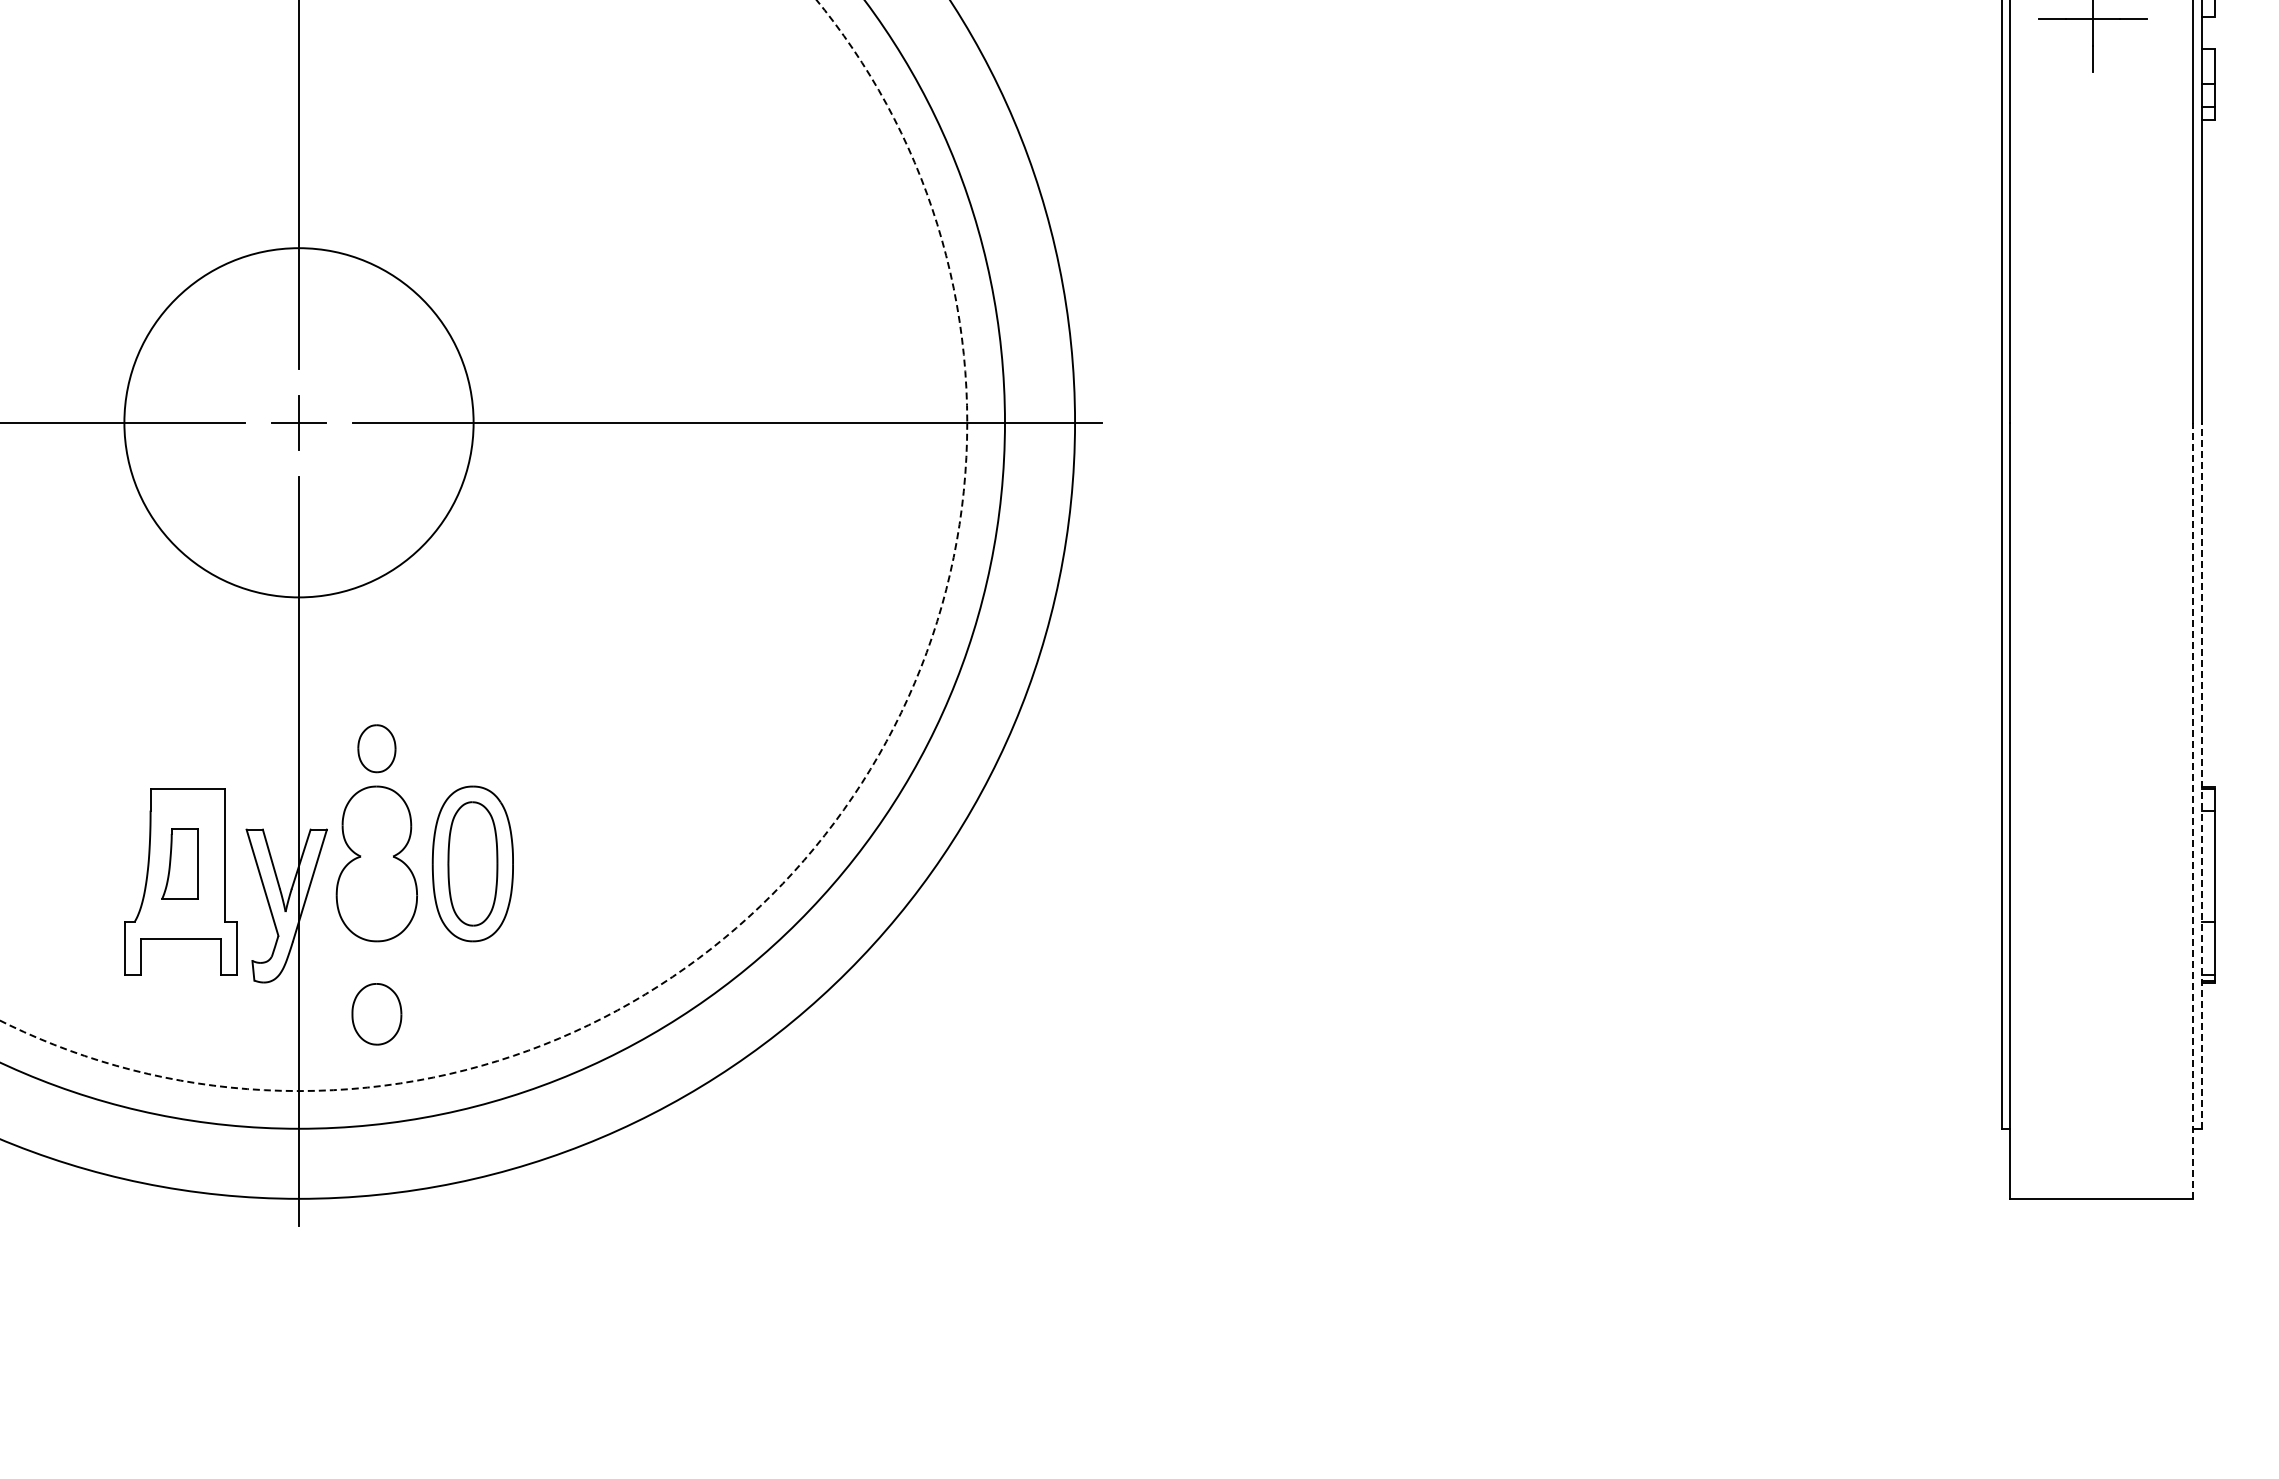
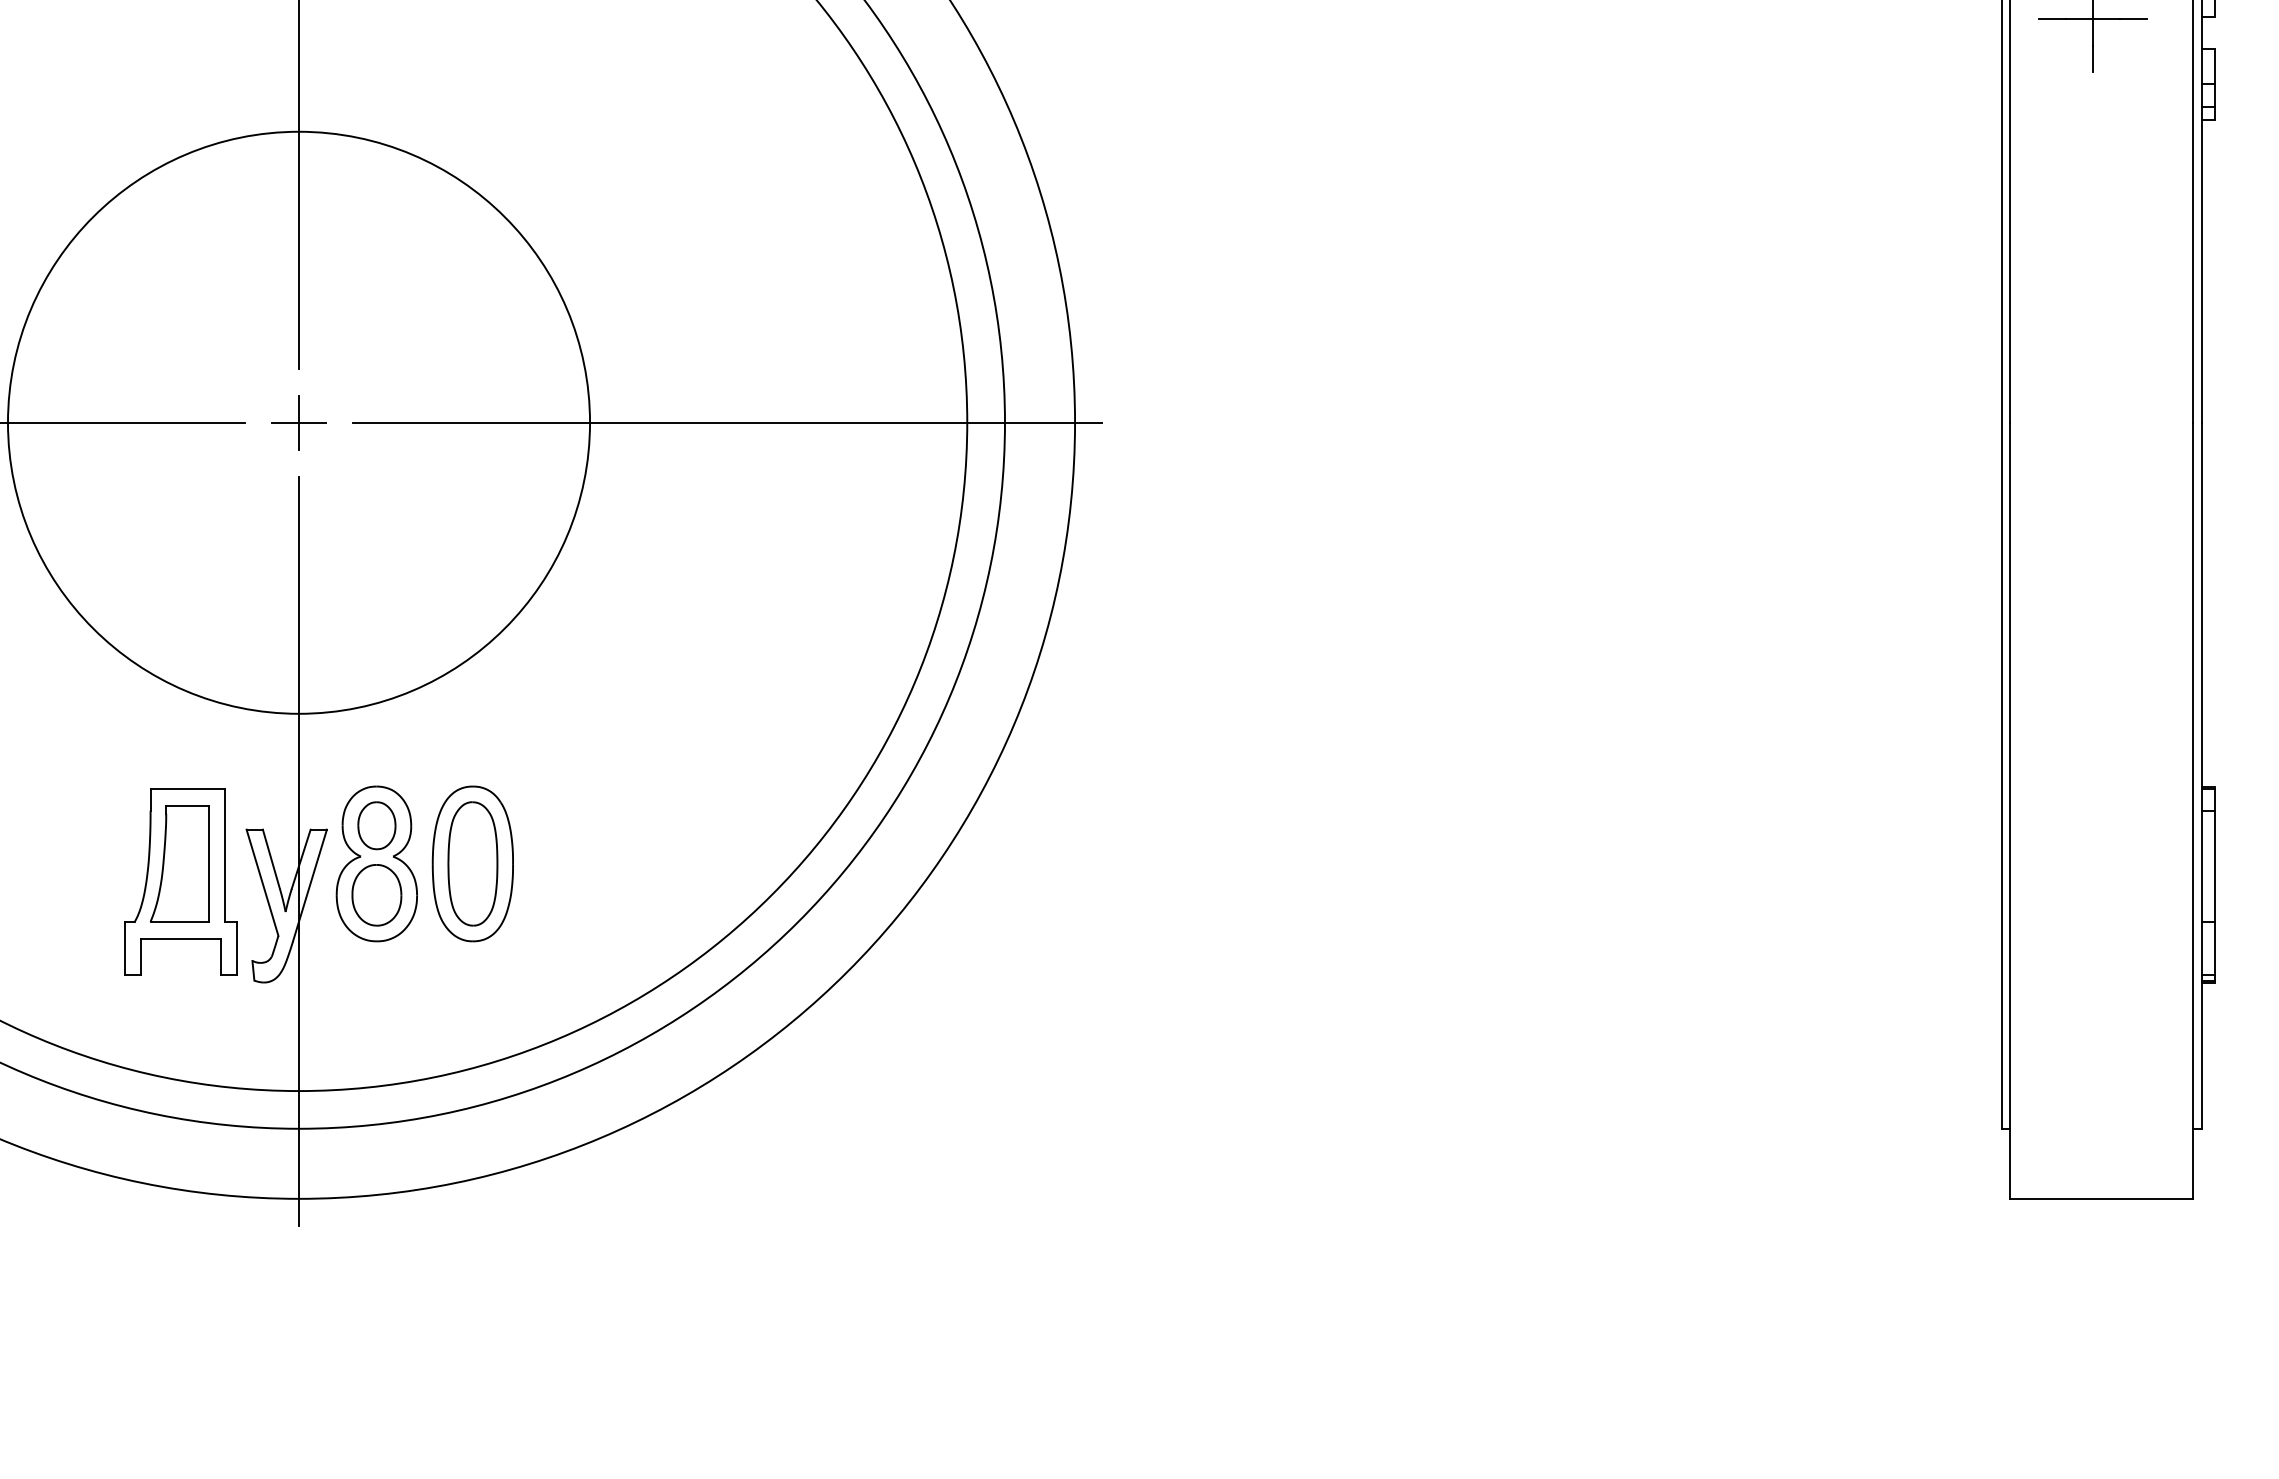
circle diameter: 349 px -> 582 px (299, 422)
circle: dashed -> solid (483, 545)
part position: (376, 748) -> (376, 825) (376, 825)
line: dashed -> solid (2202, 775)
line: dashed -> solid (2193, 810)
part size: 38x72 px -> 60x118 px (179, 863)
part position: (376, 1014) -> (376, 895) (376, 895)
